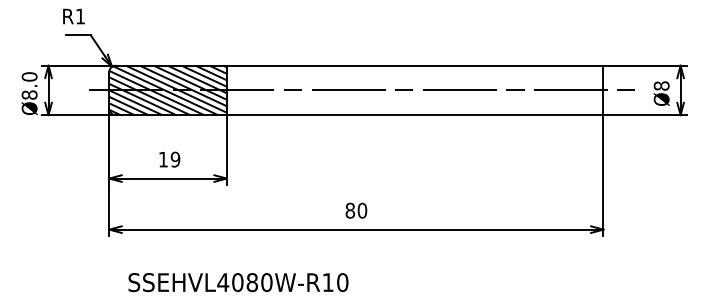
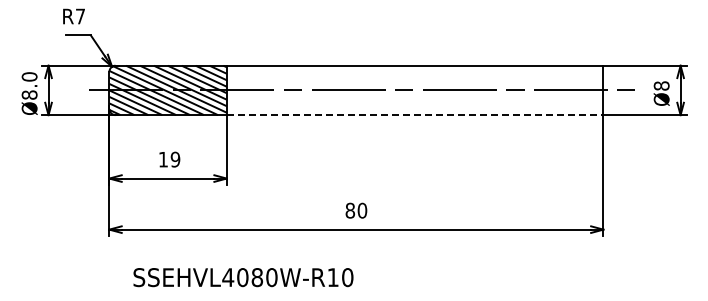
text: R1 -> R7 (80, 16)
line: solid -> dashed (415, 115)
text position: (238, 282) -> (243, 277) (243, 277)
